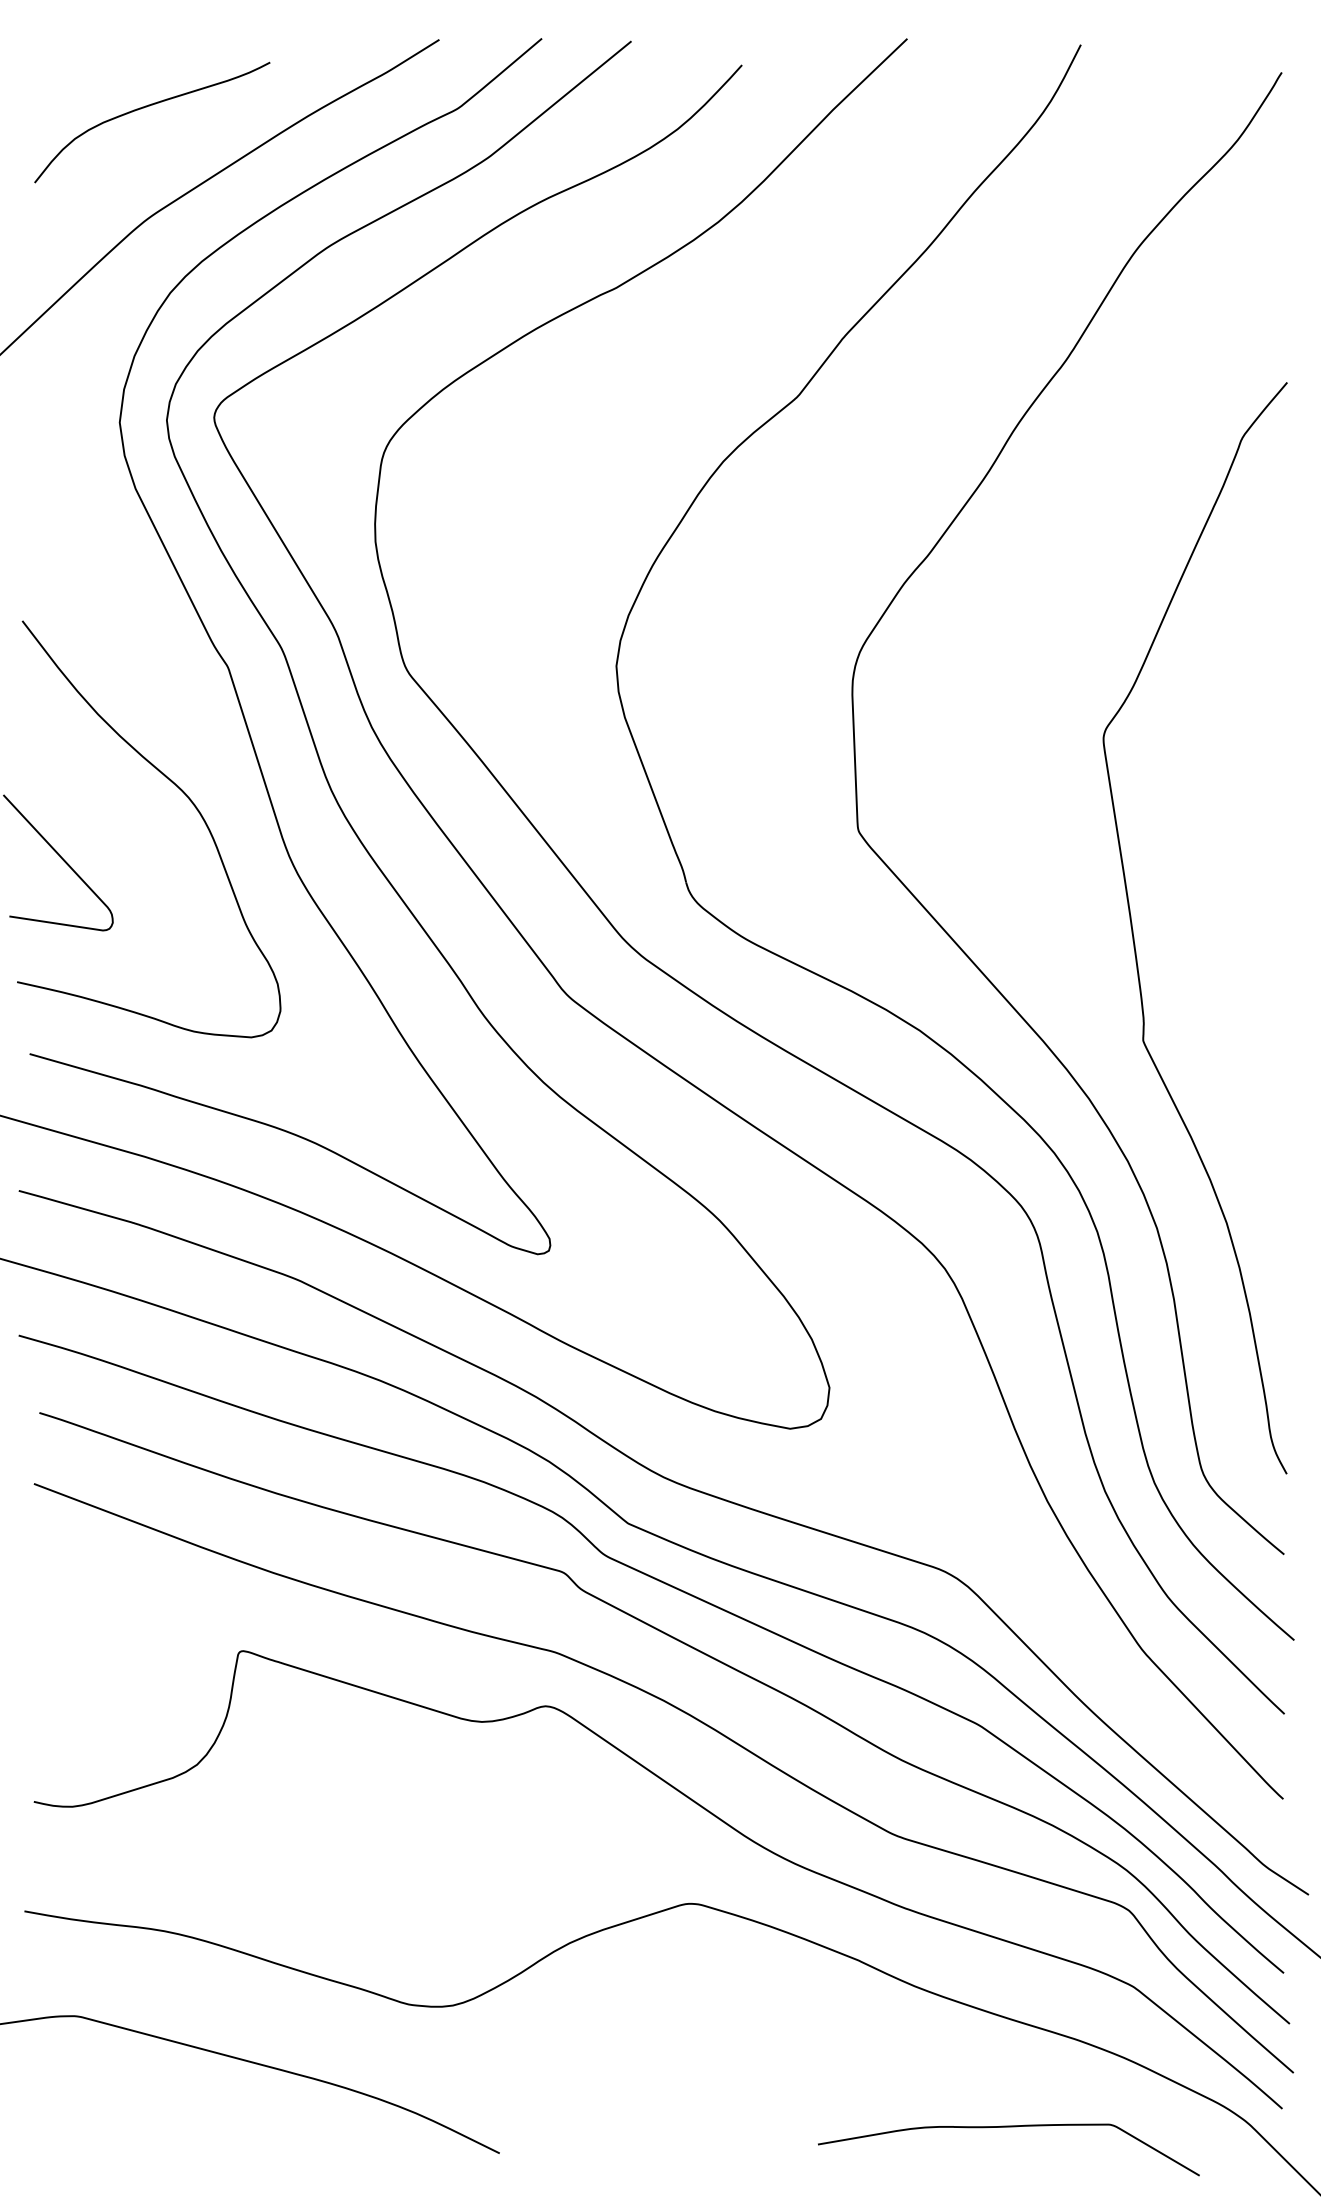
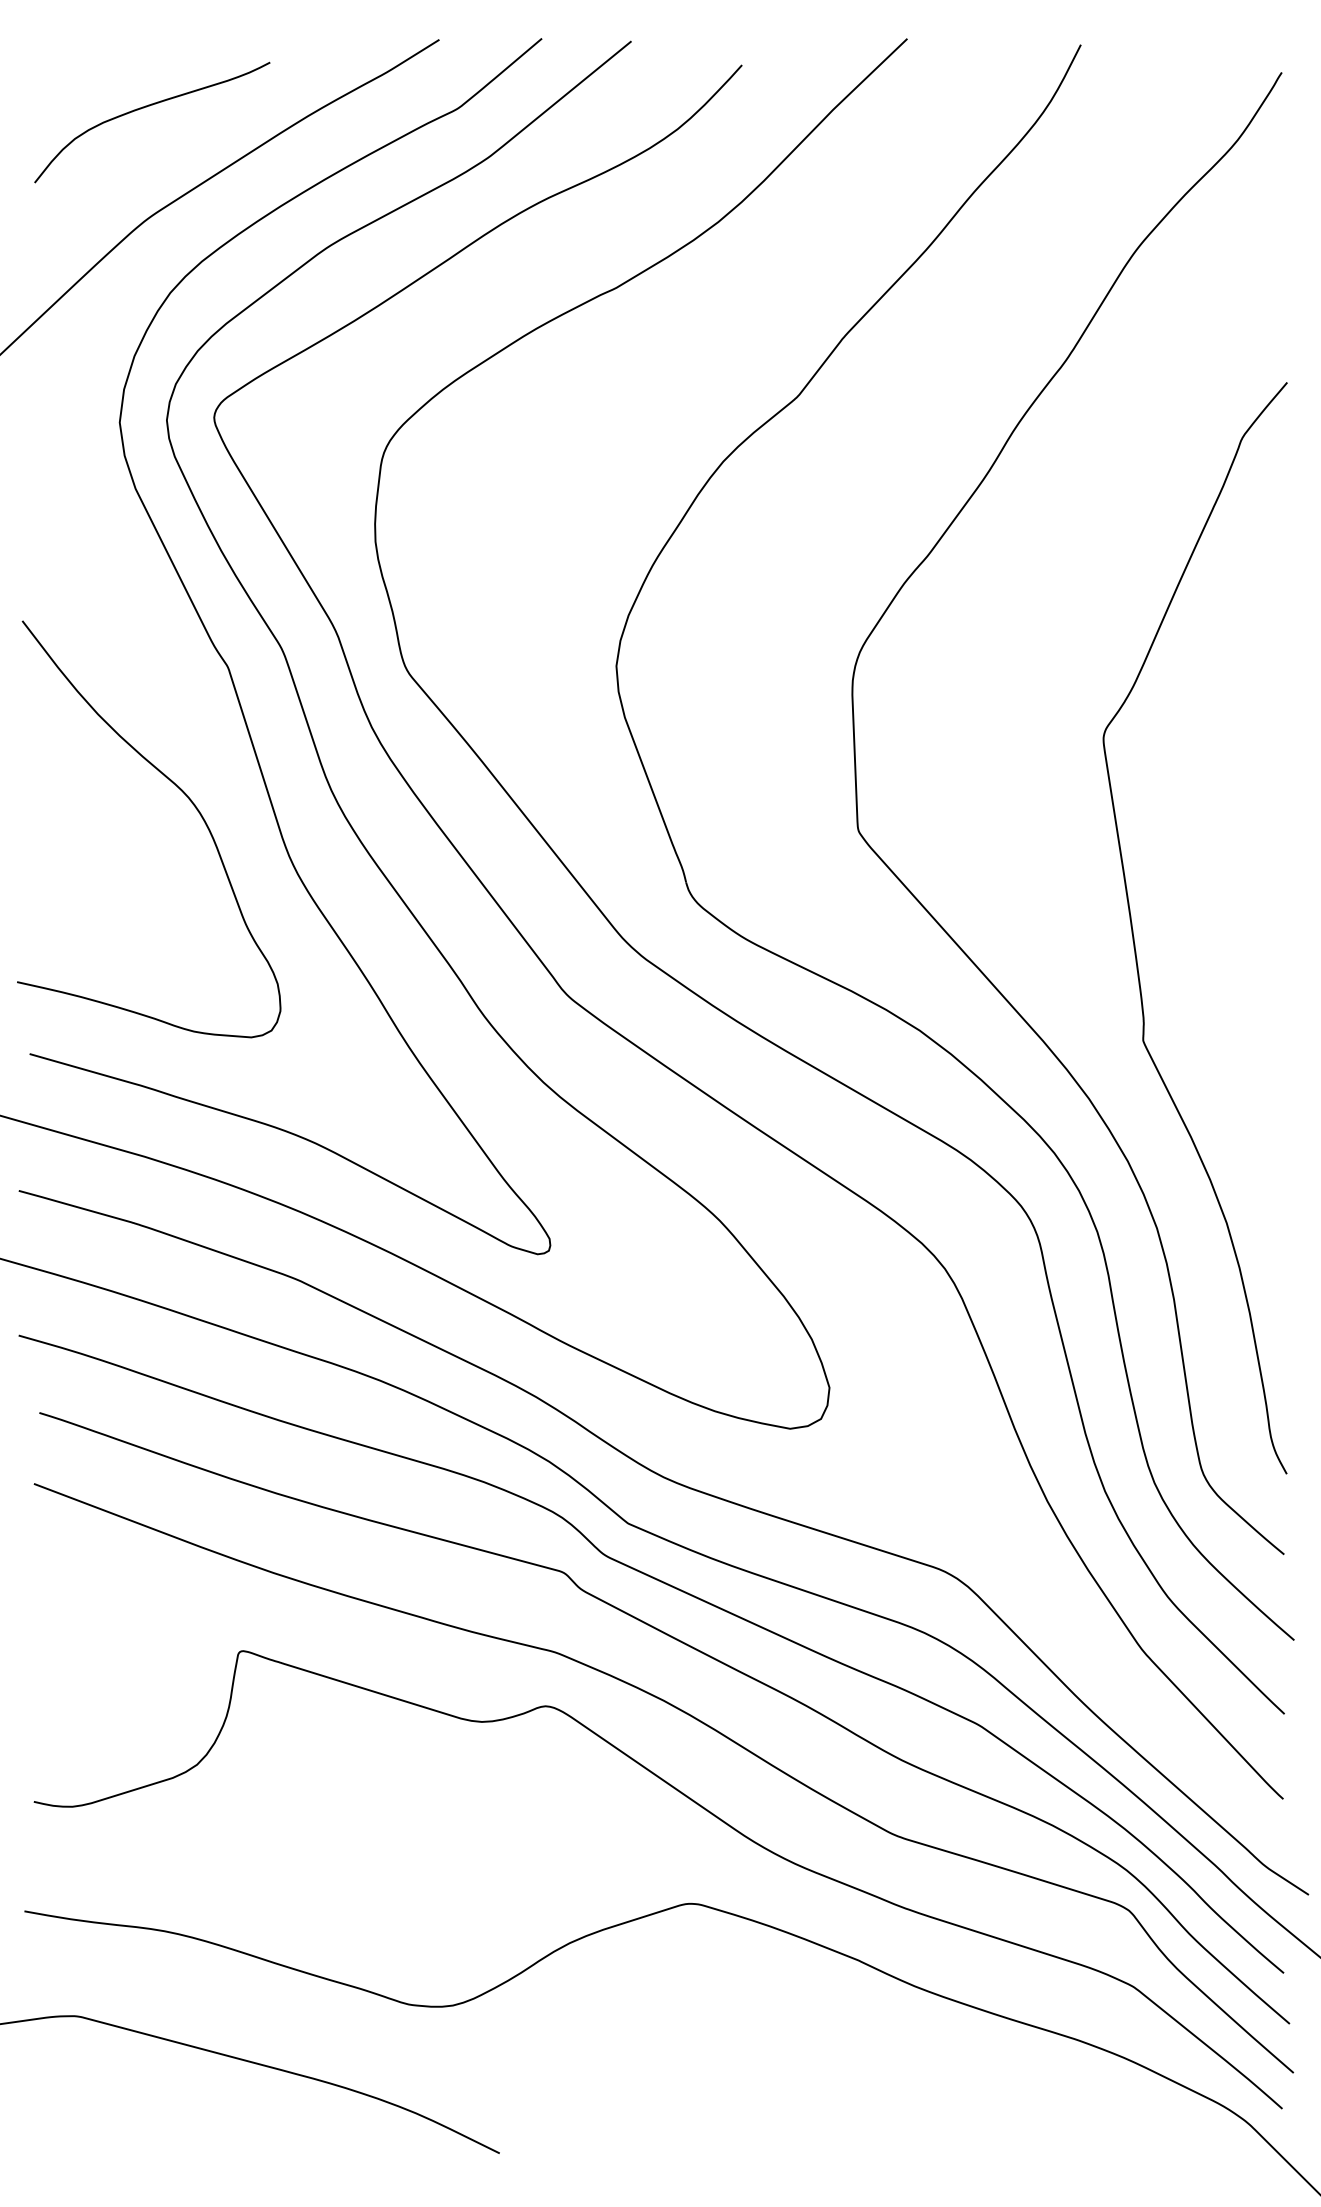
curve: present -> none (61, 859)
curve: present -> none (1008, 2127)
